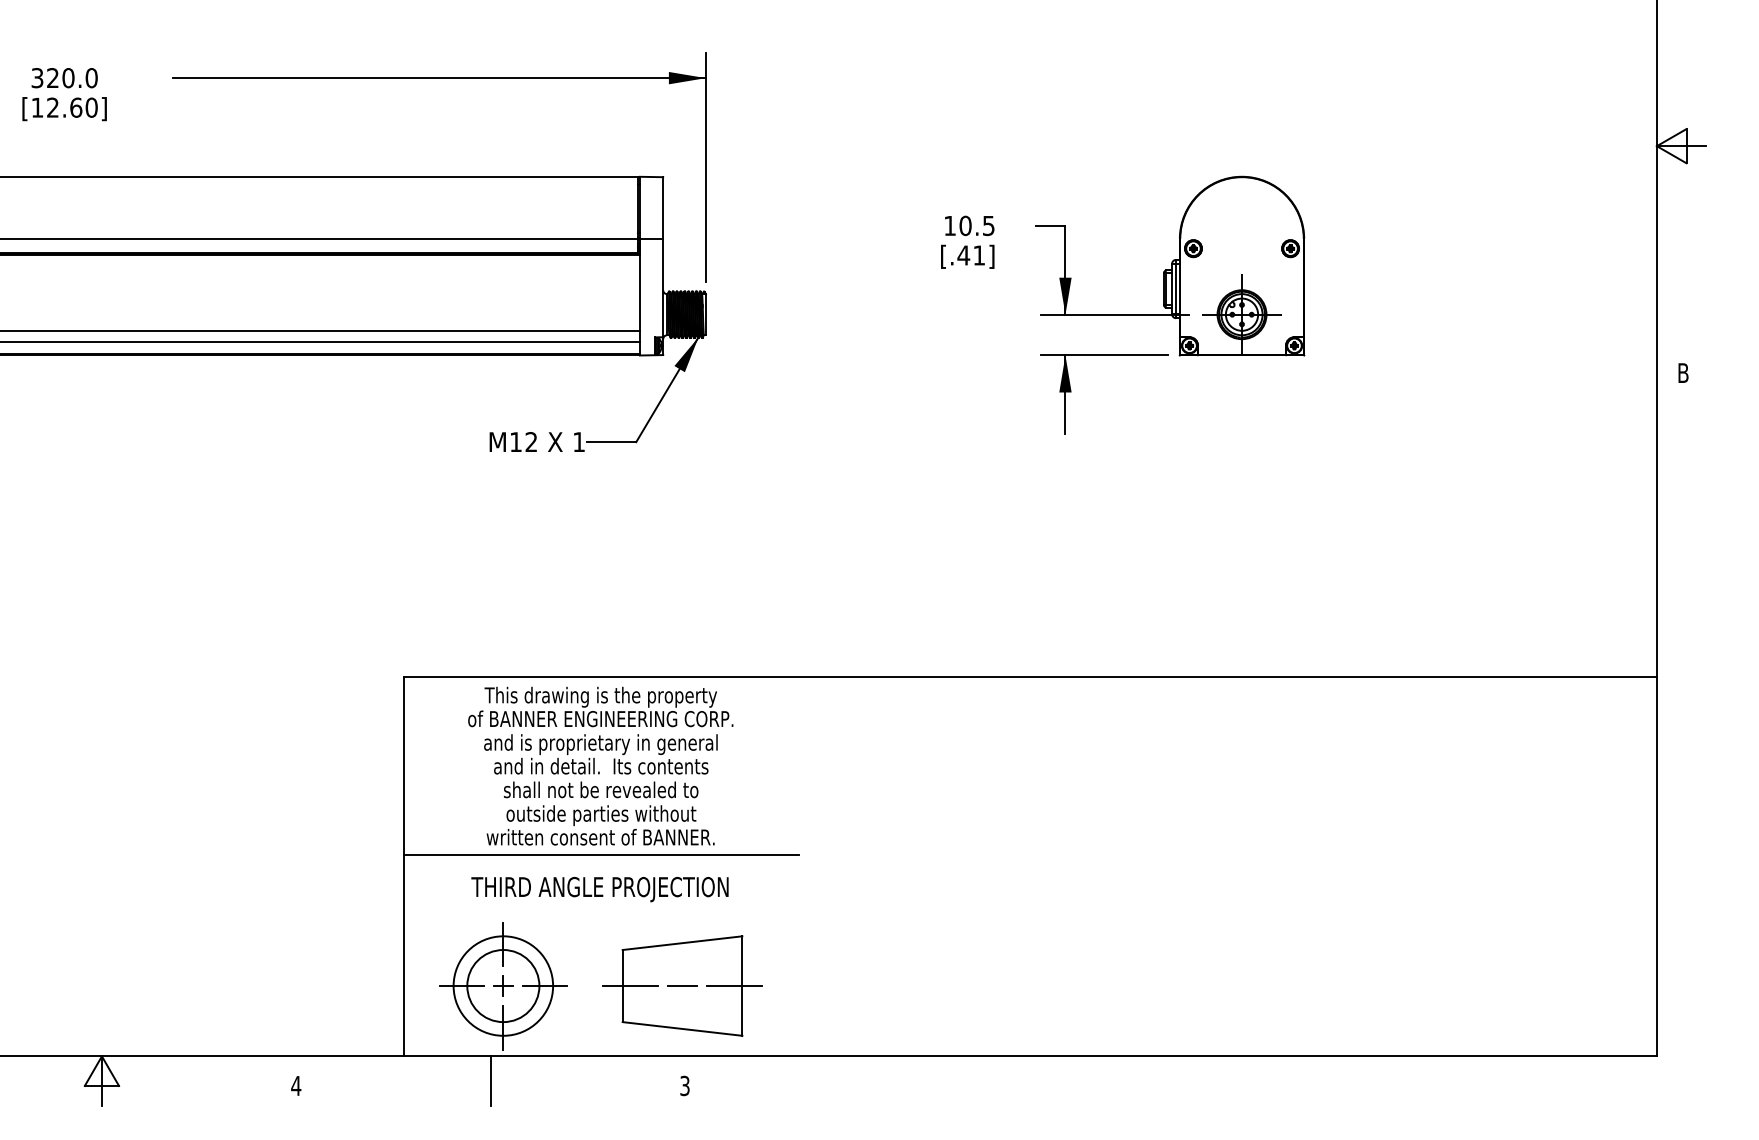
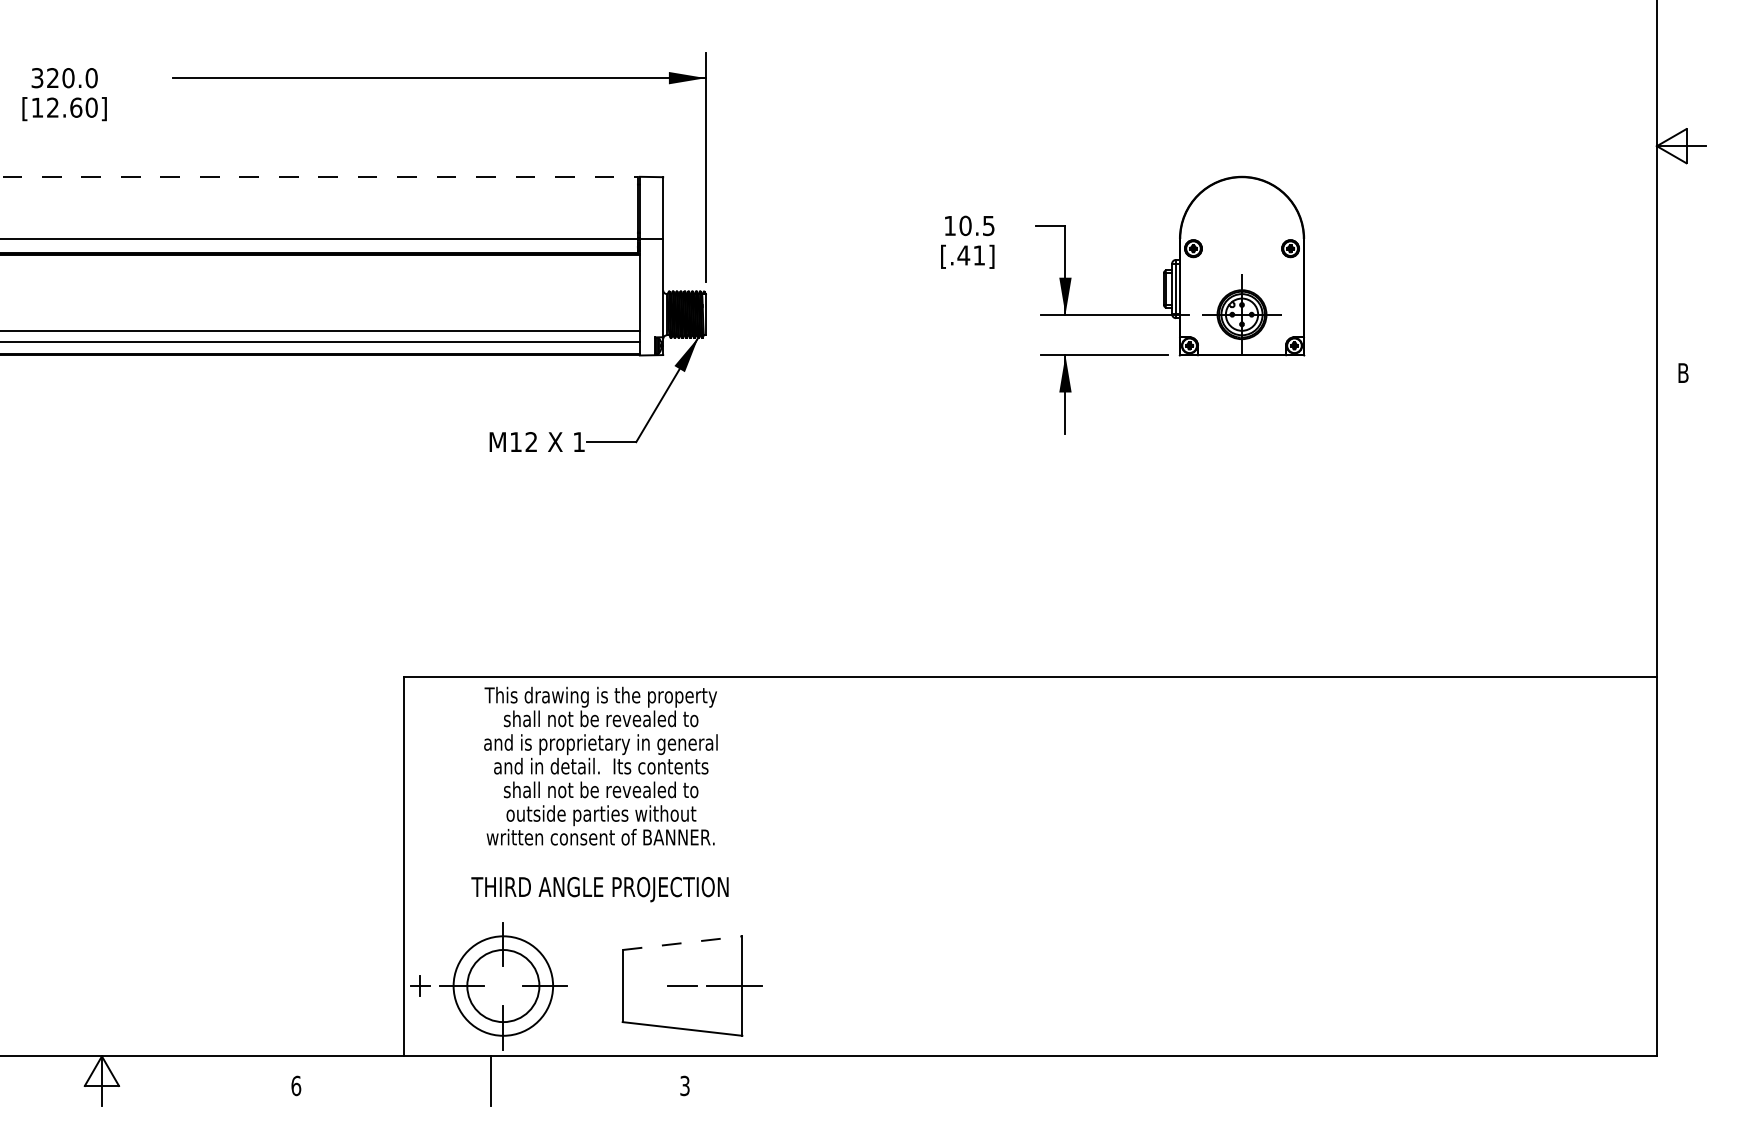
line: solid -> dashed (319, 176)
text: of BANNER ENGINEERING CORP. -> shall not be revealed to (600, 718)
line: present -> none (600, 855)
line: solid -> dashed (683, 943)
part position: (503, 985) -> (420, 985) (420, 985)
line: present -> none (629, 986)
text: 4 -> 6 (296, 1085)
